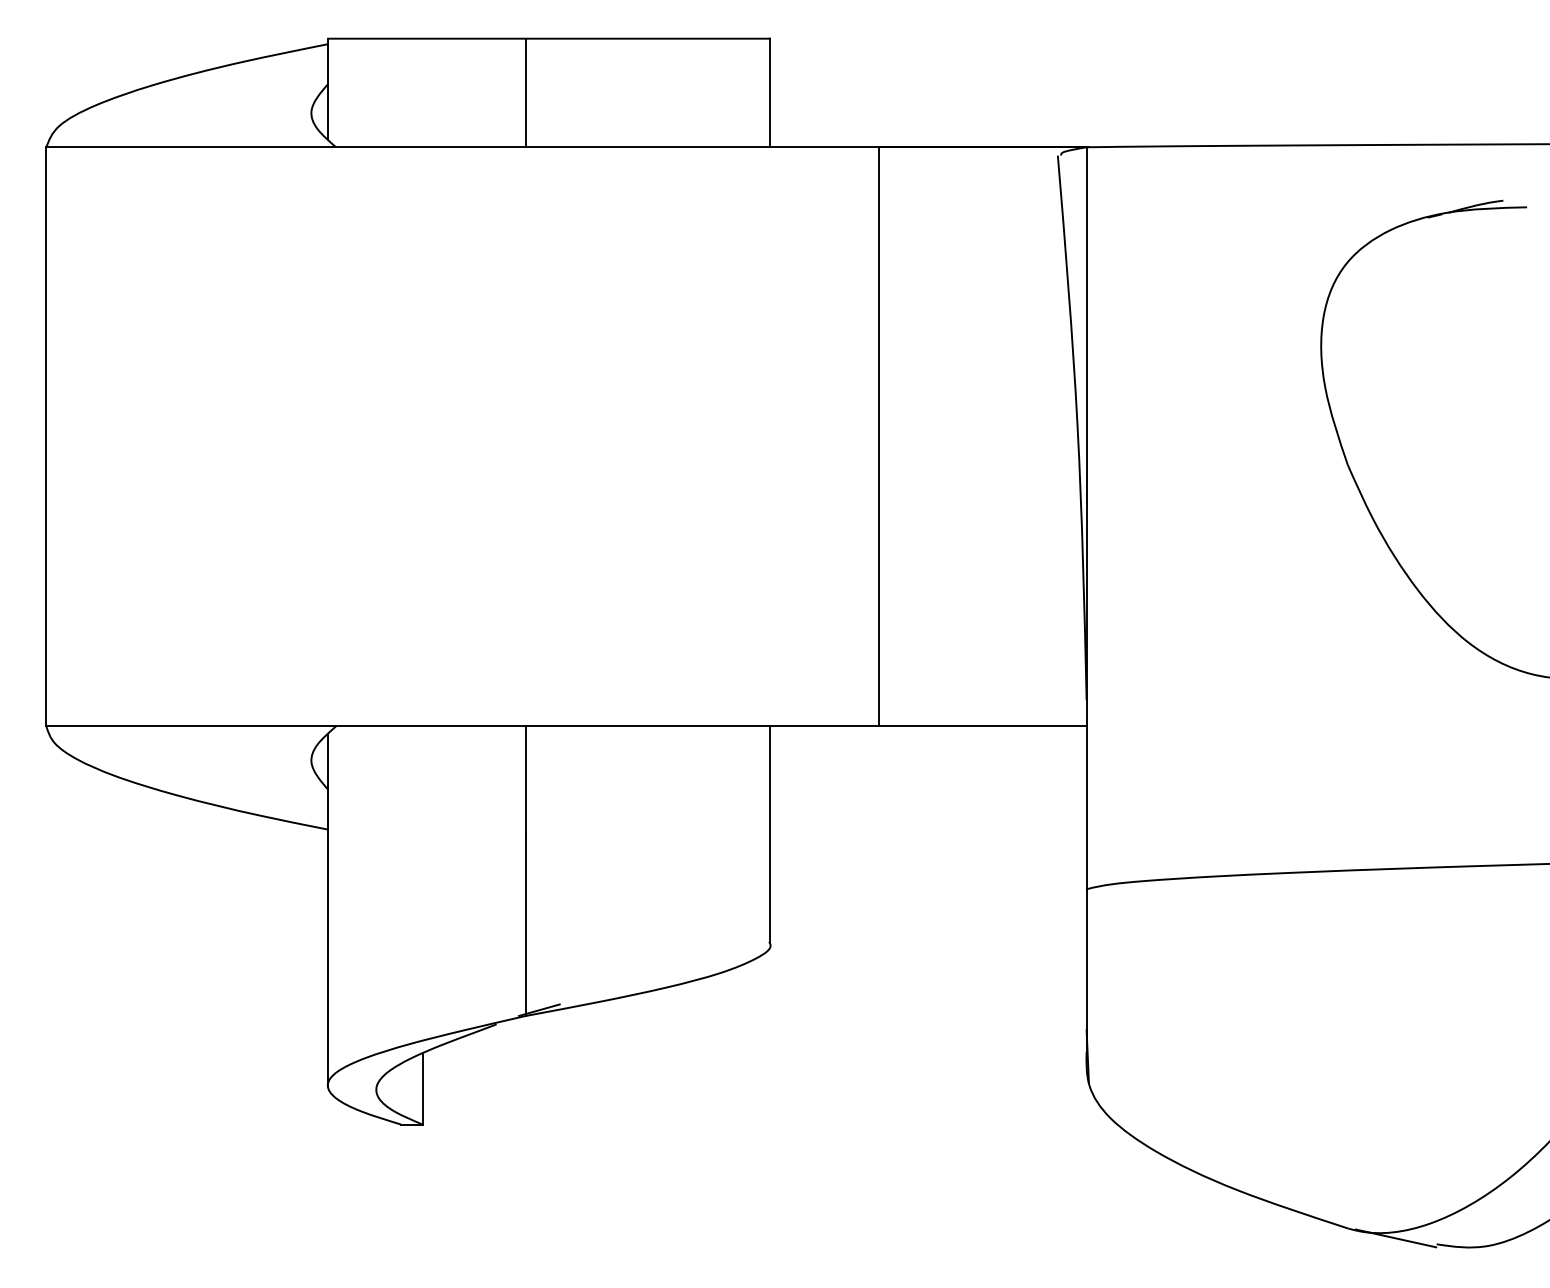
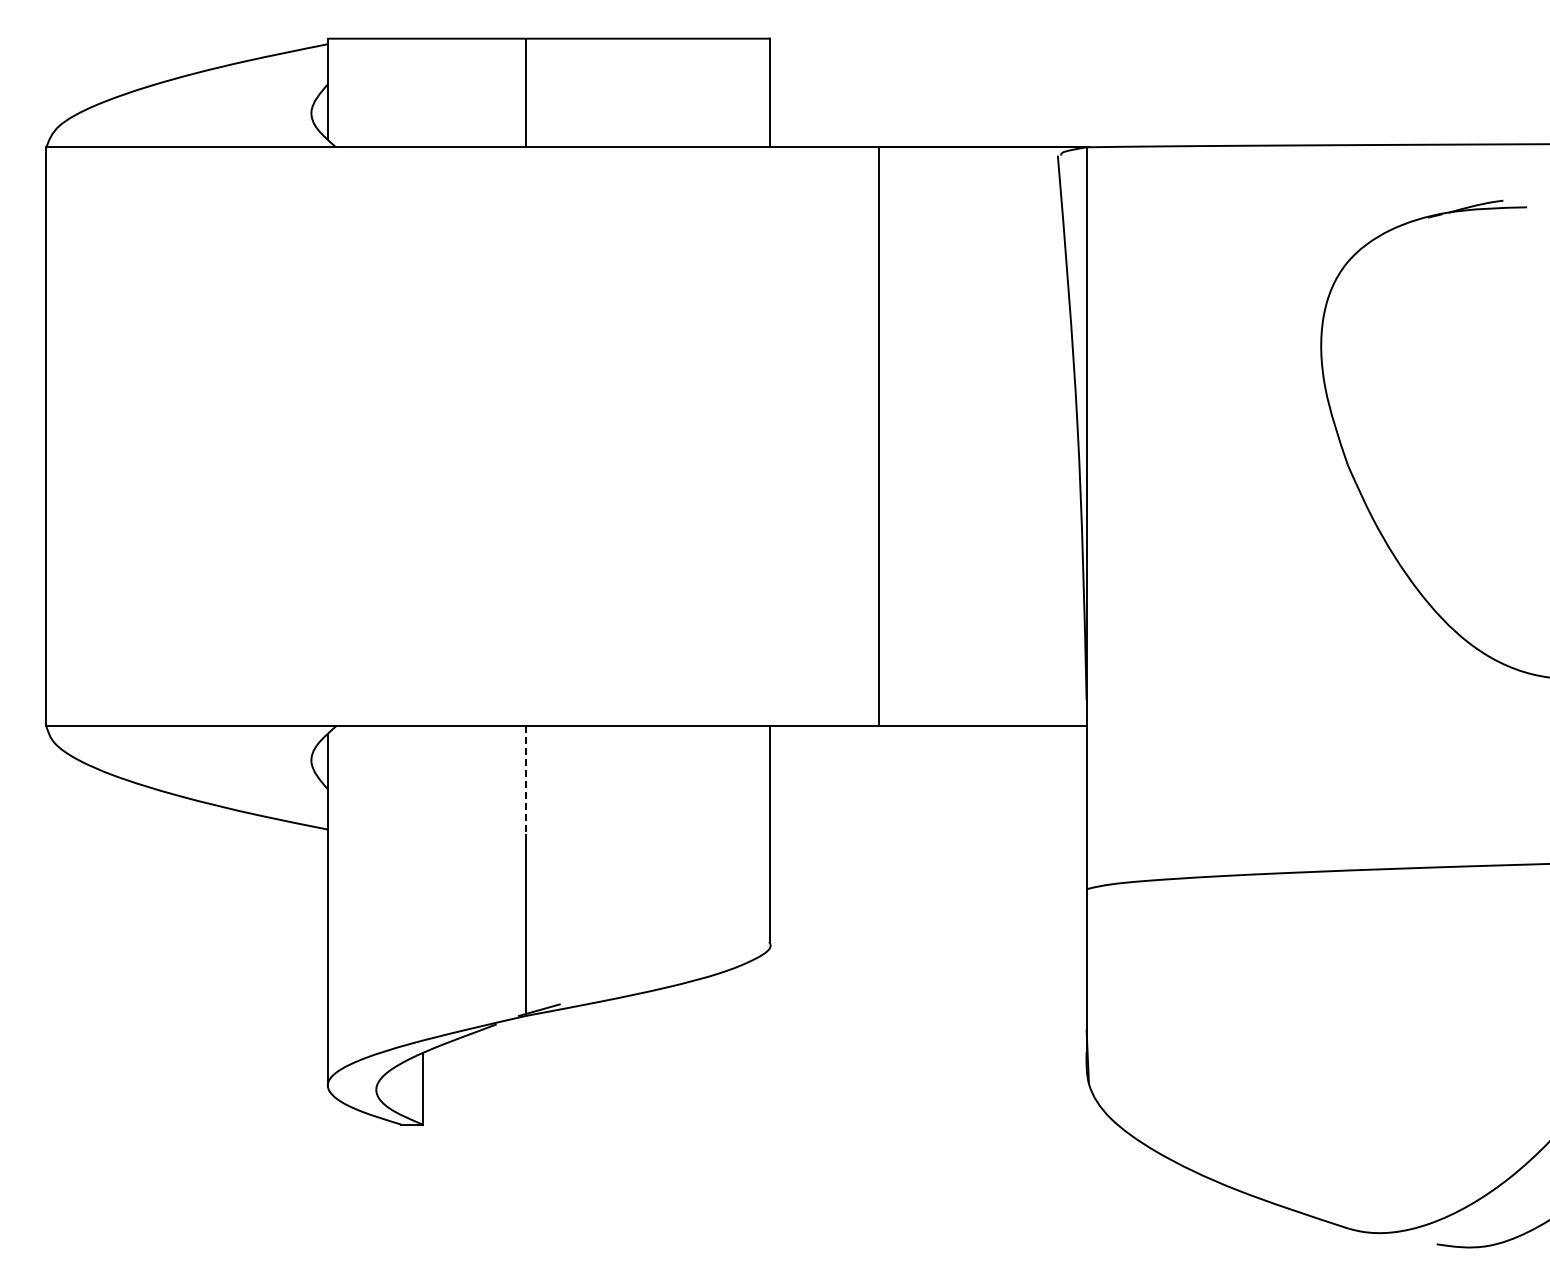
line: solid -> dashed (525, 781)
line: present -> none (1395, 1238)
